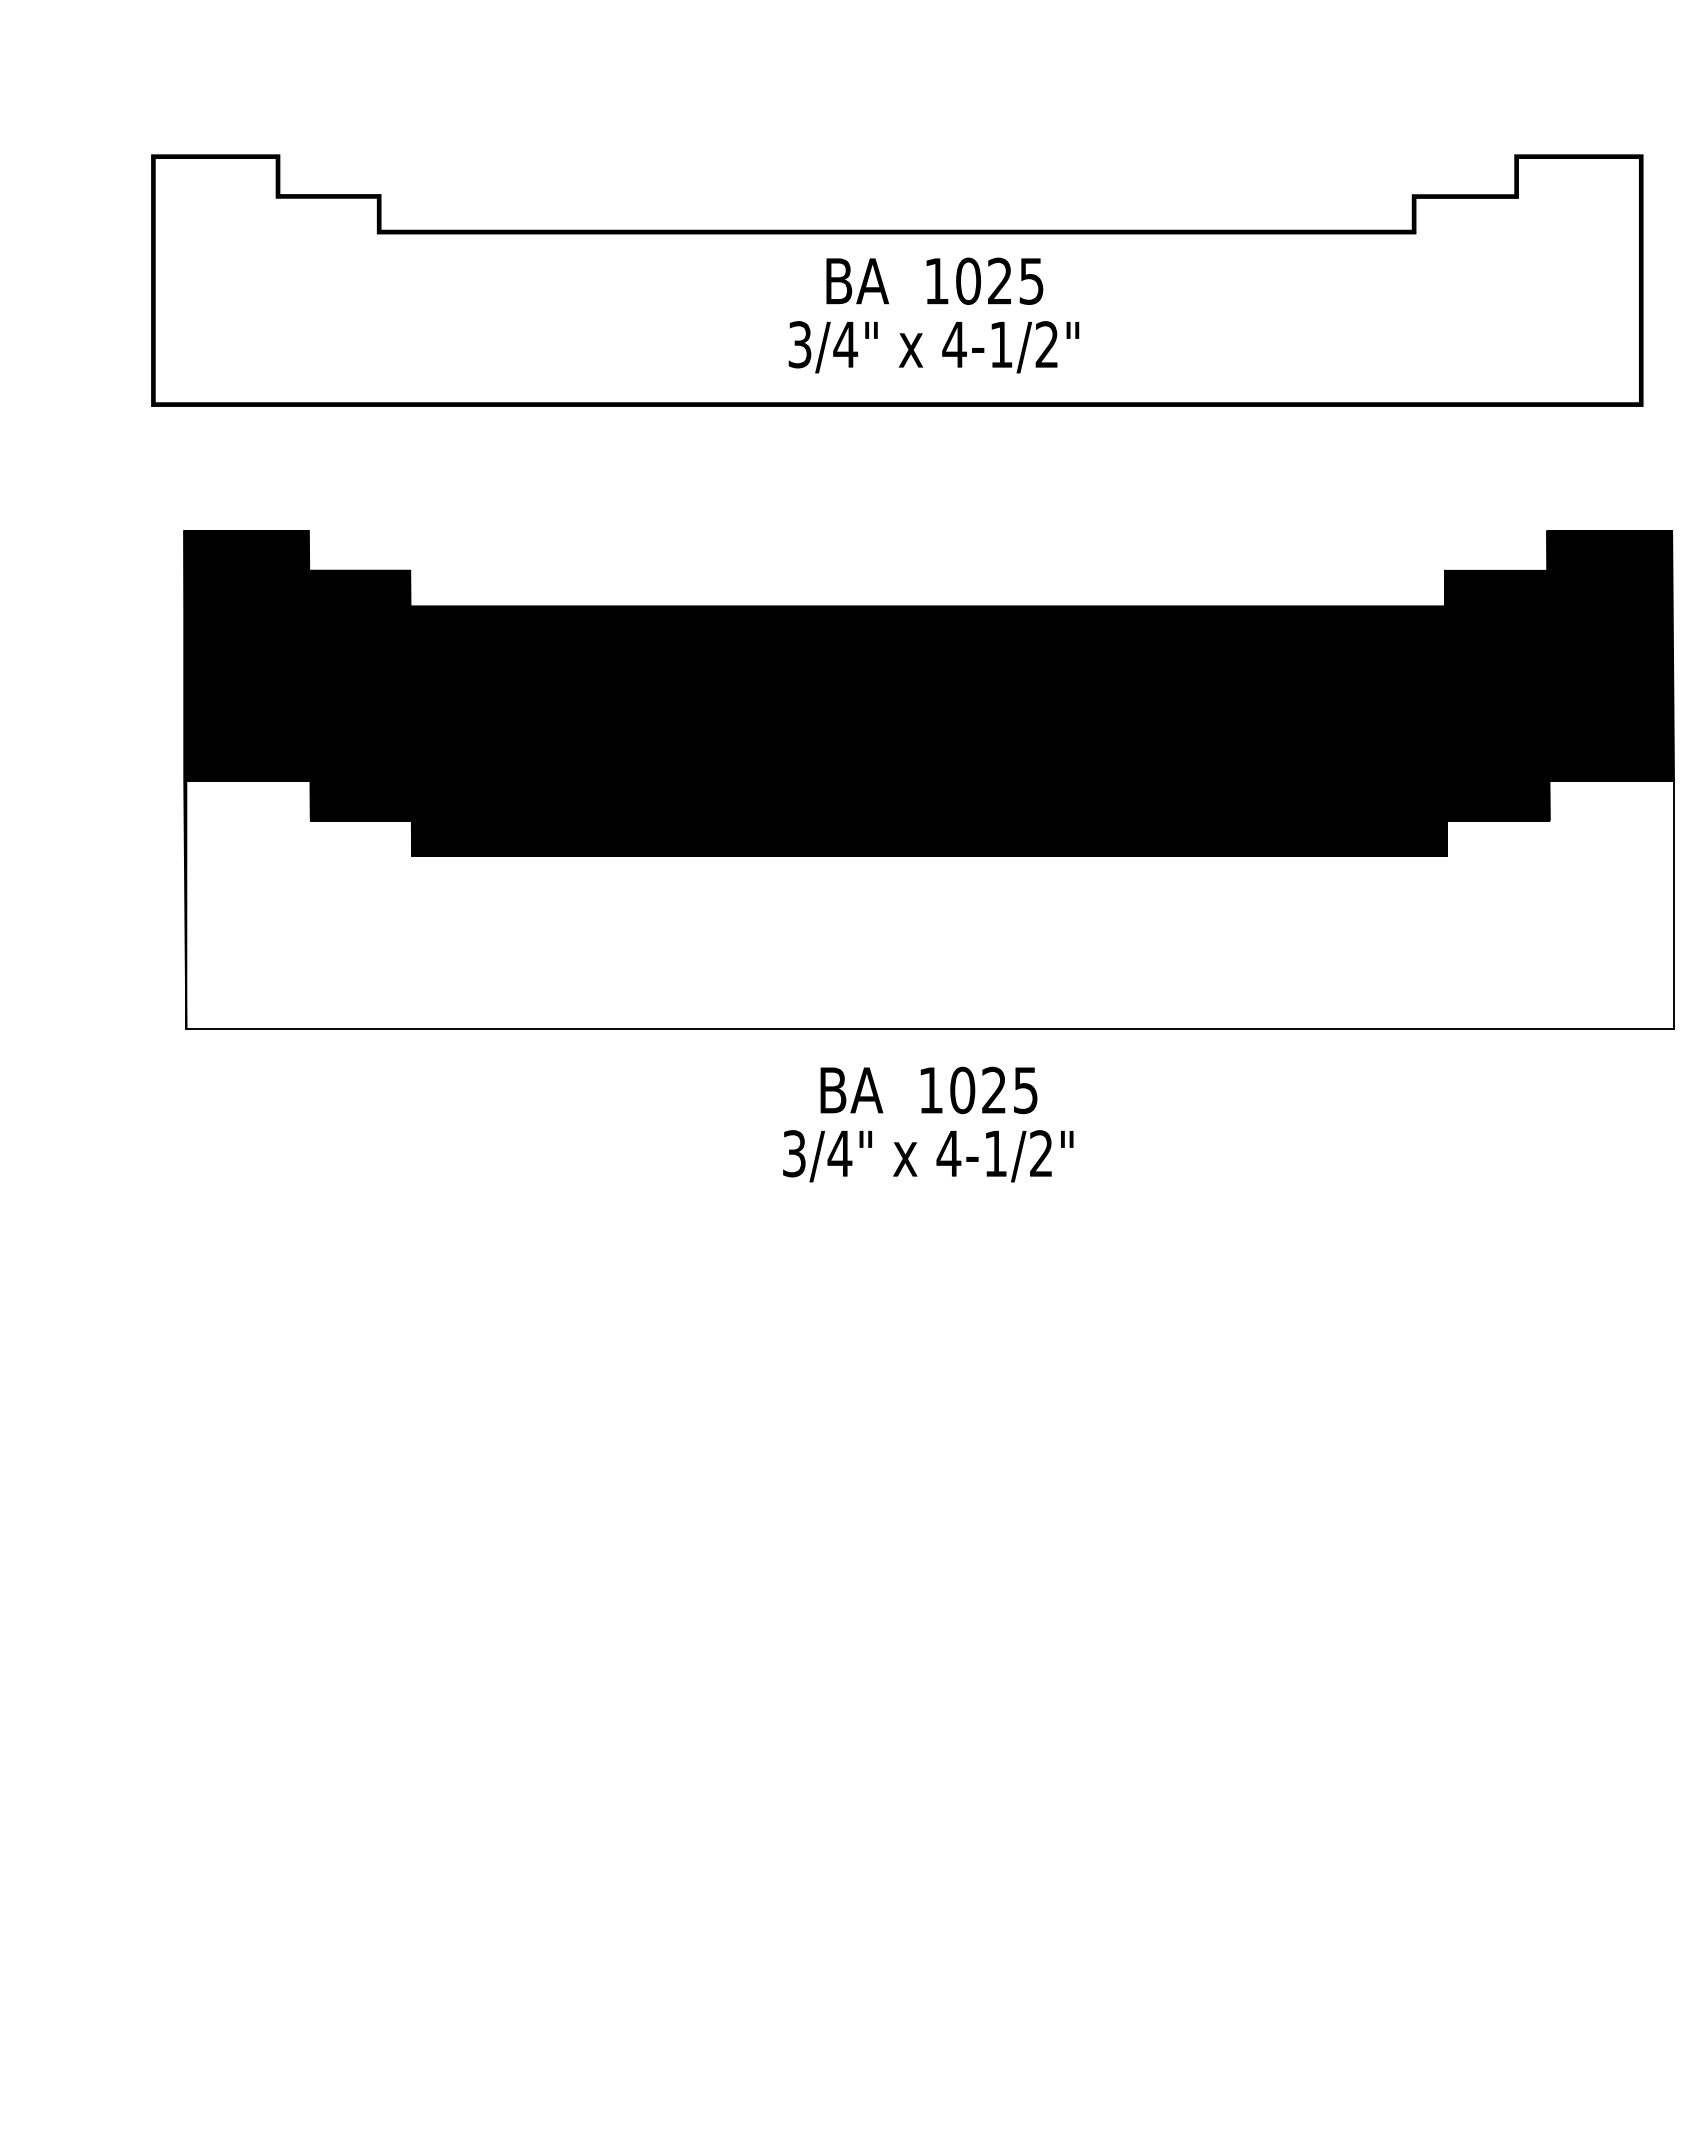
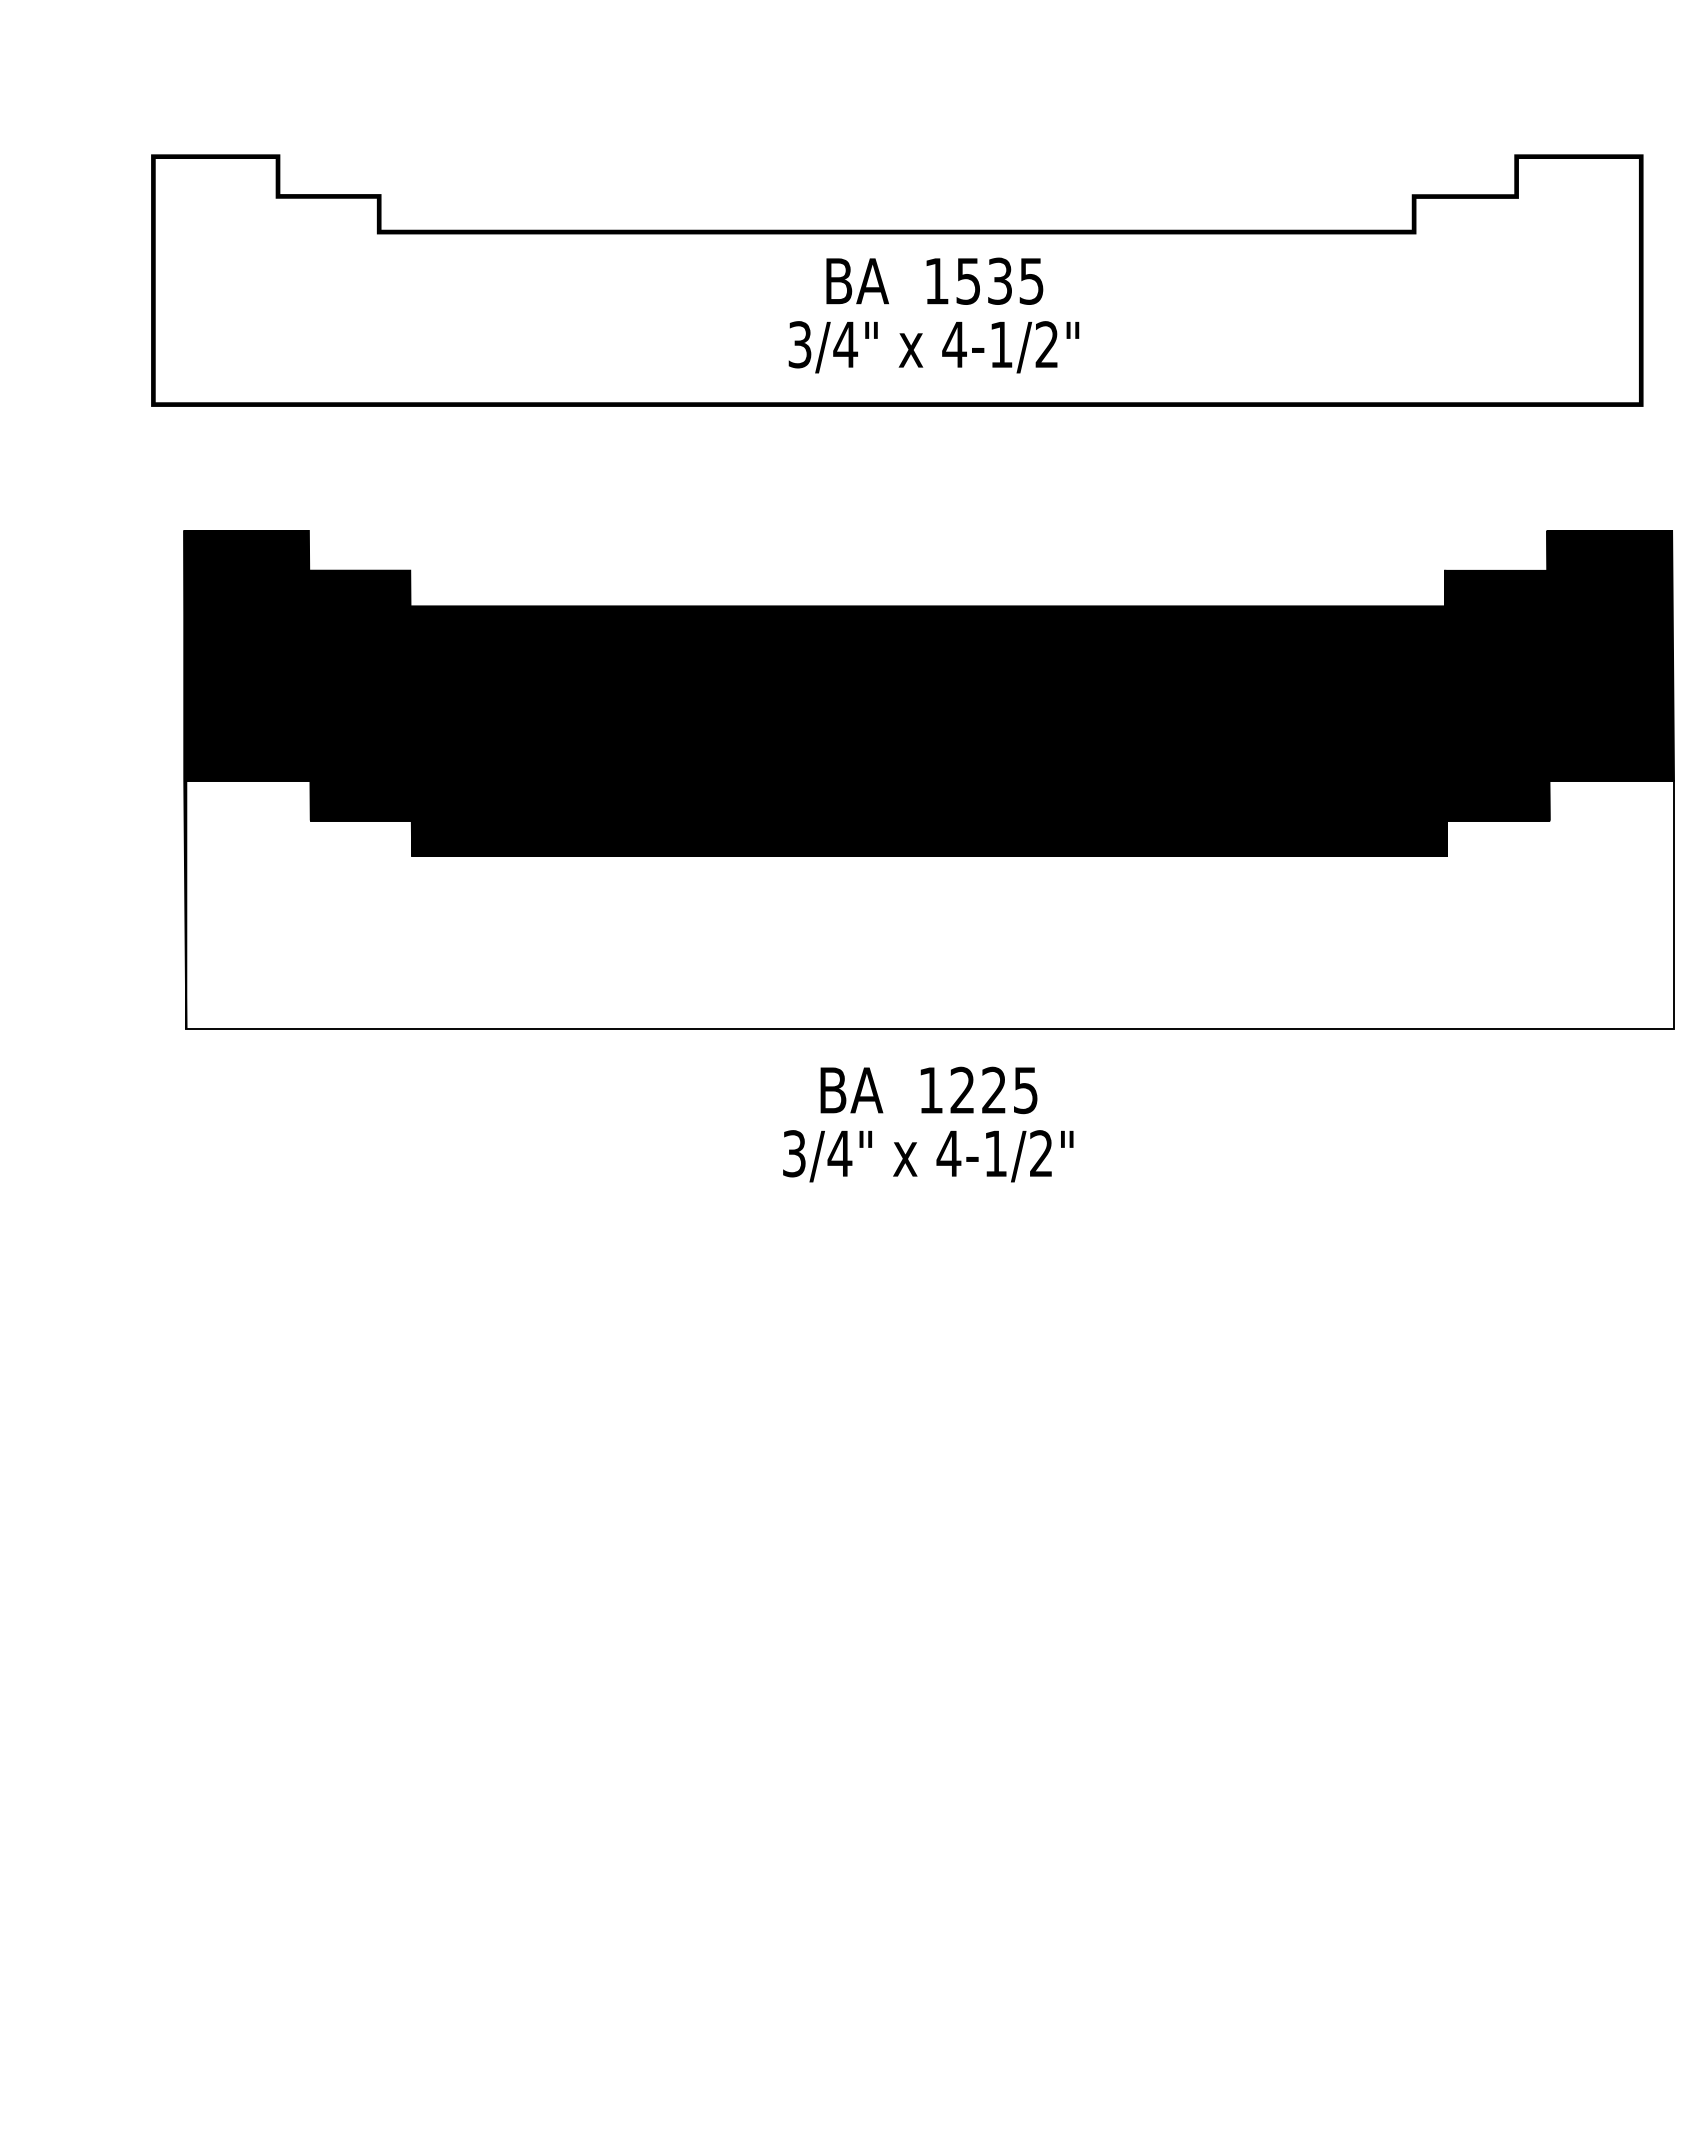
text: 1025 -> 1535 (983, 280)
text: 1025 -> 1225 (962, 1090)
